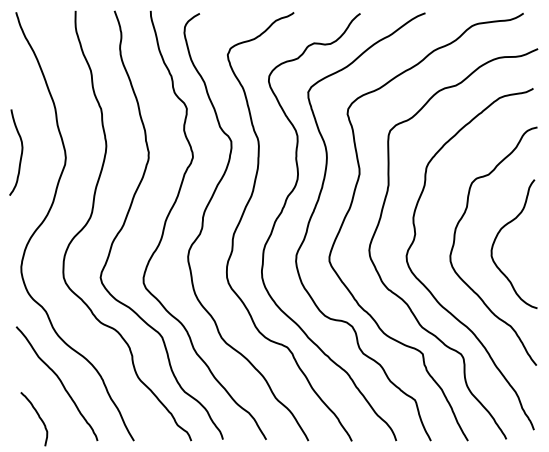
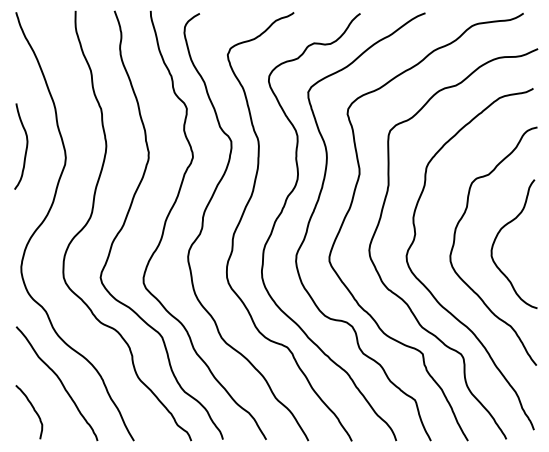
curve position: (20, 154) -> (25, 148) (25, 148)
curve position: (38, 417) -> (33, 410) (33, 410)
